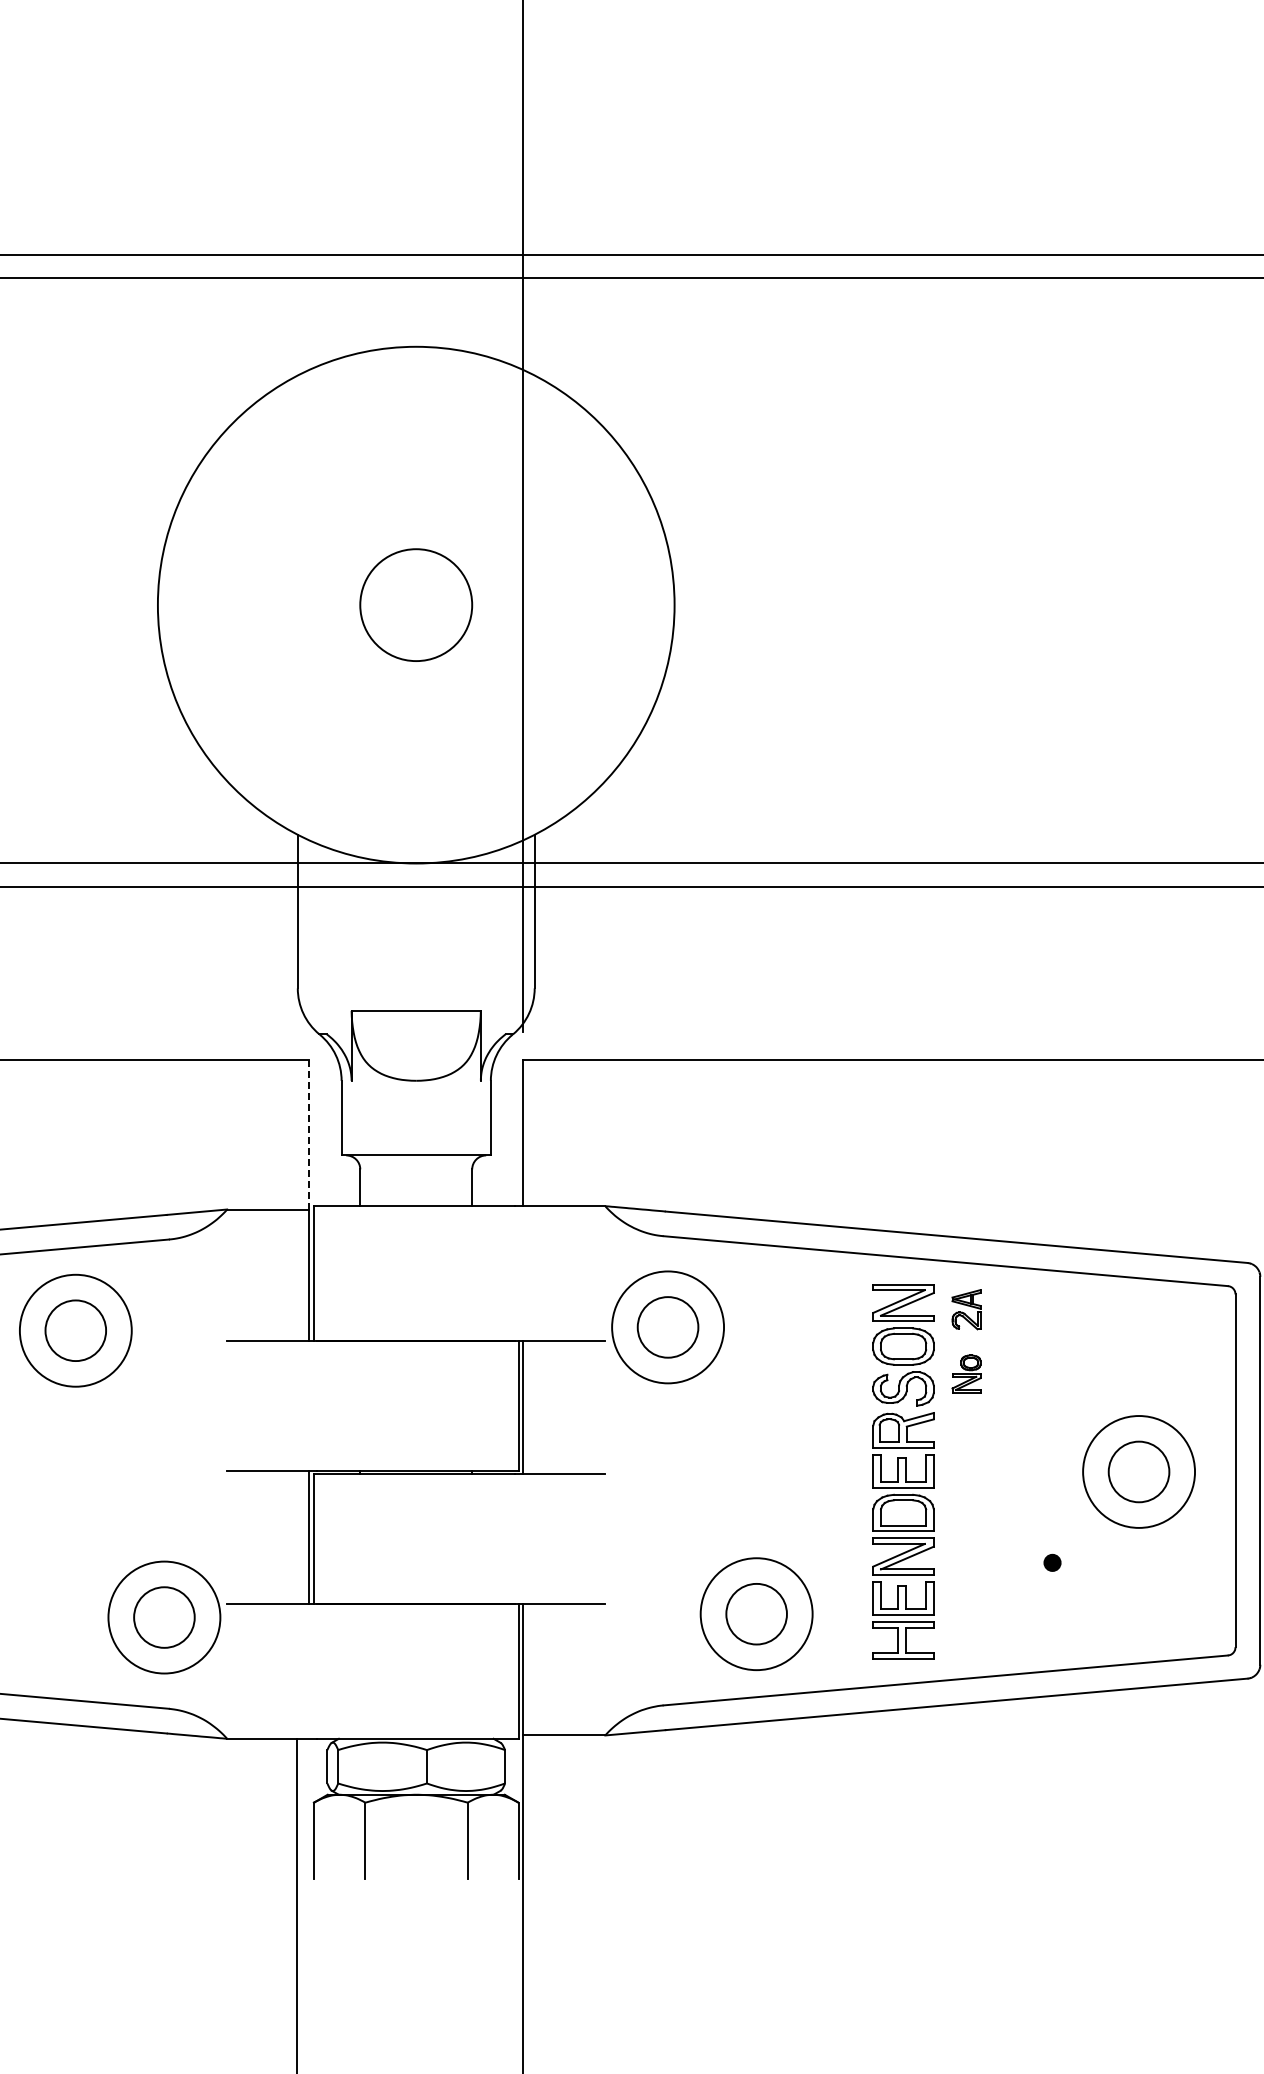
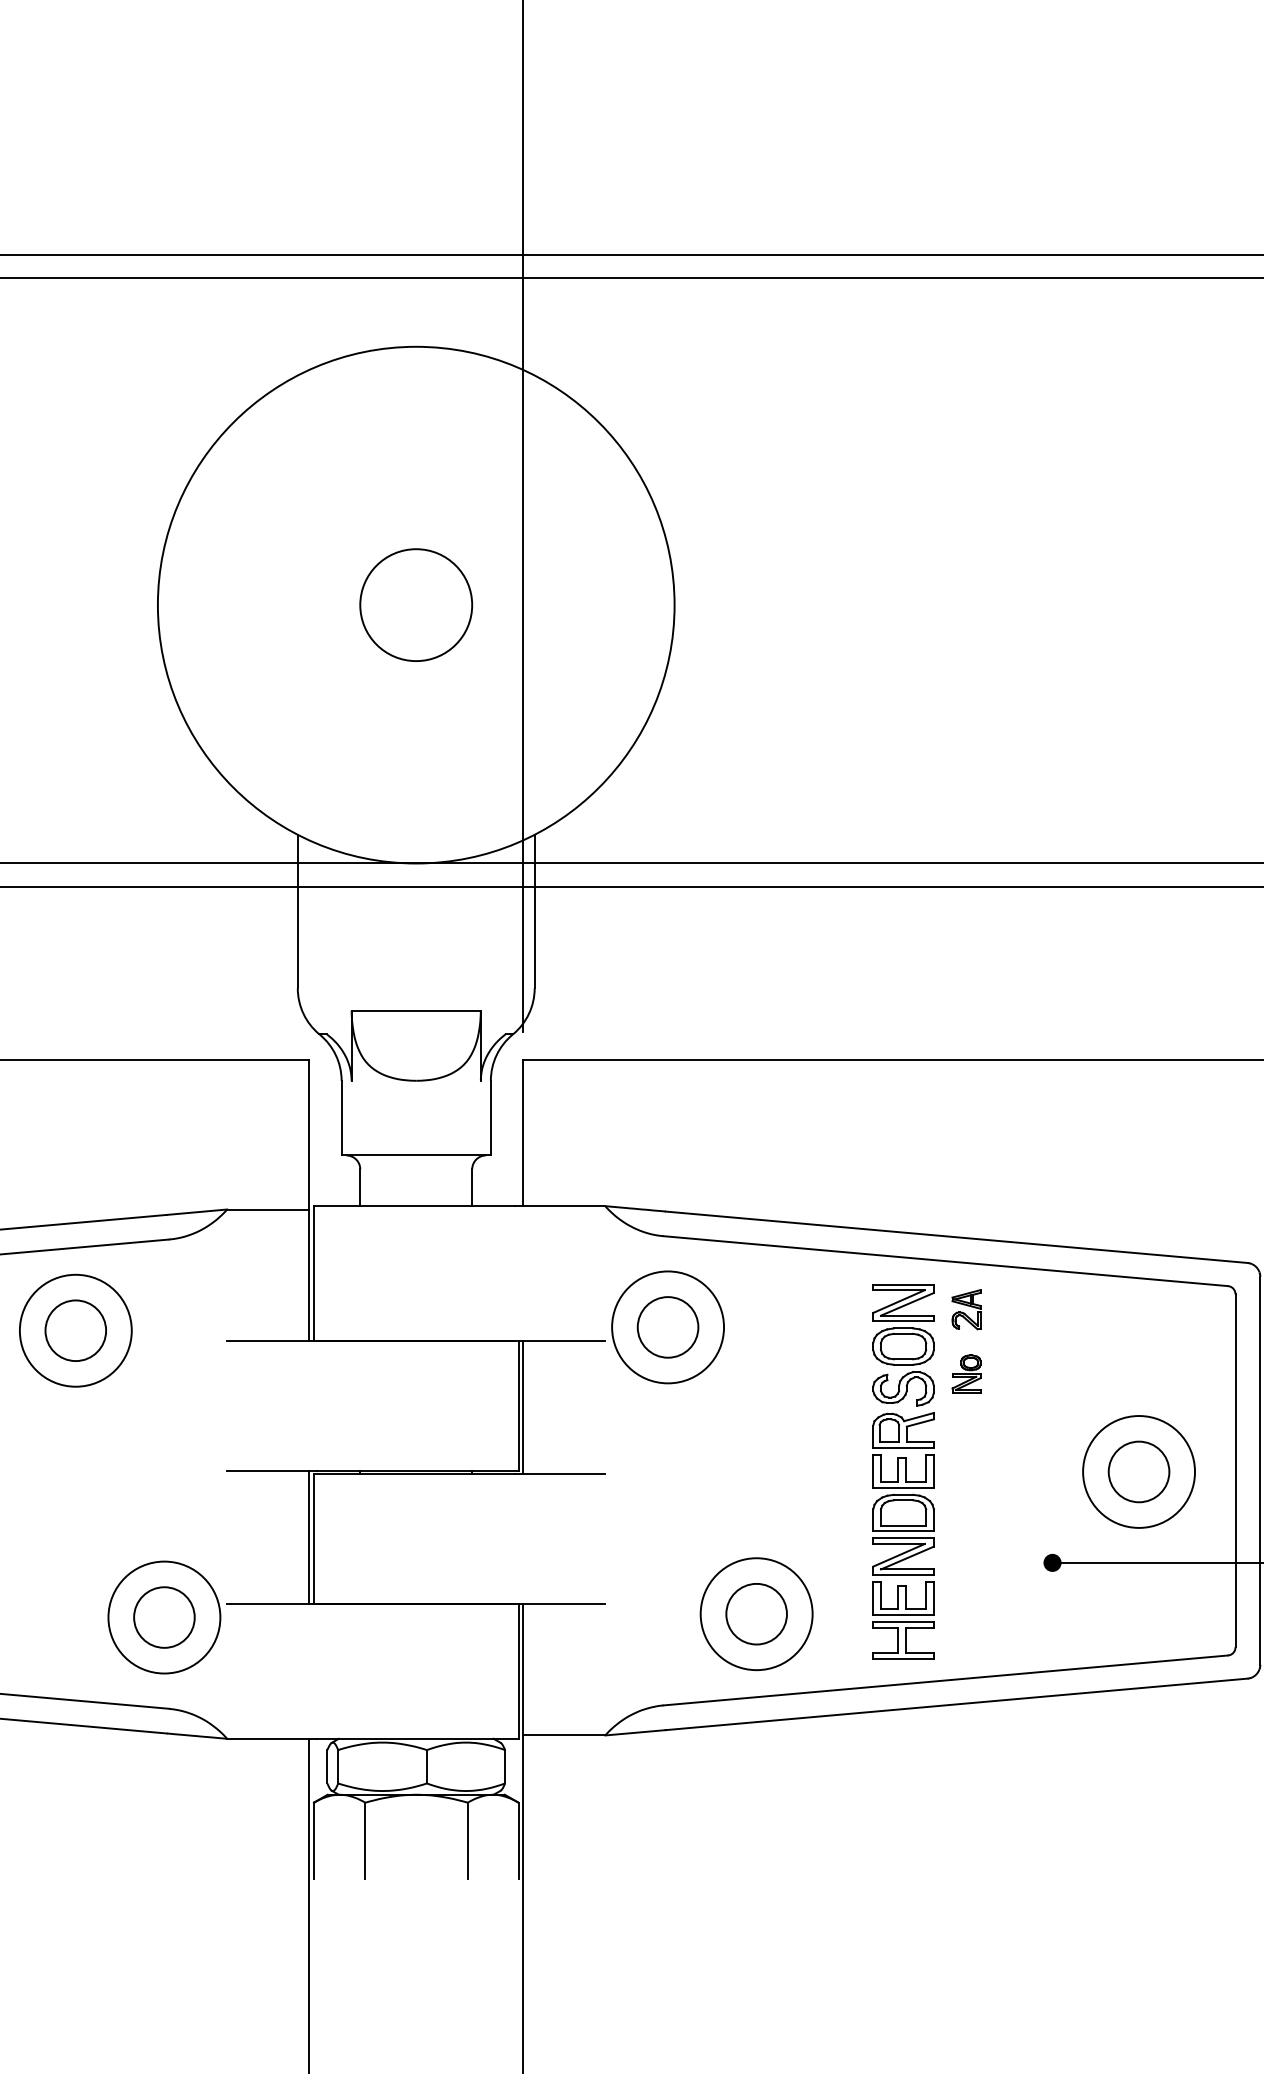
line: dashed -> solid (309, 1134)
line: none -> present (1156, 1562)
line position: (297, 1904) -> (309, 1904) (309, 1904)
